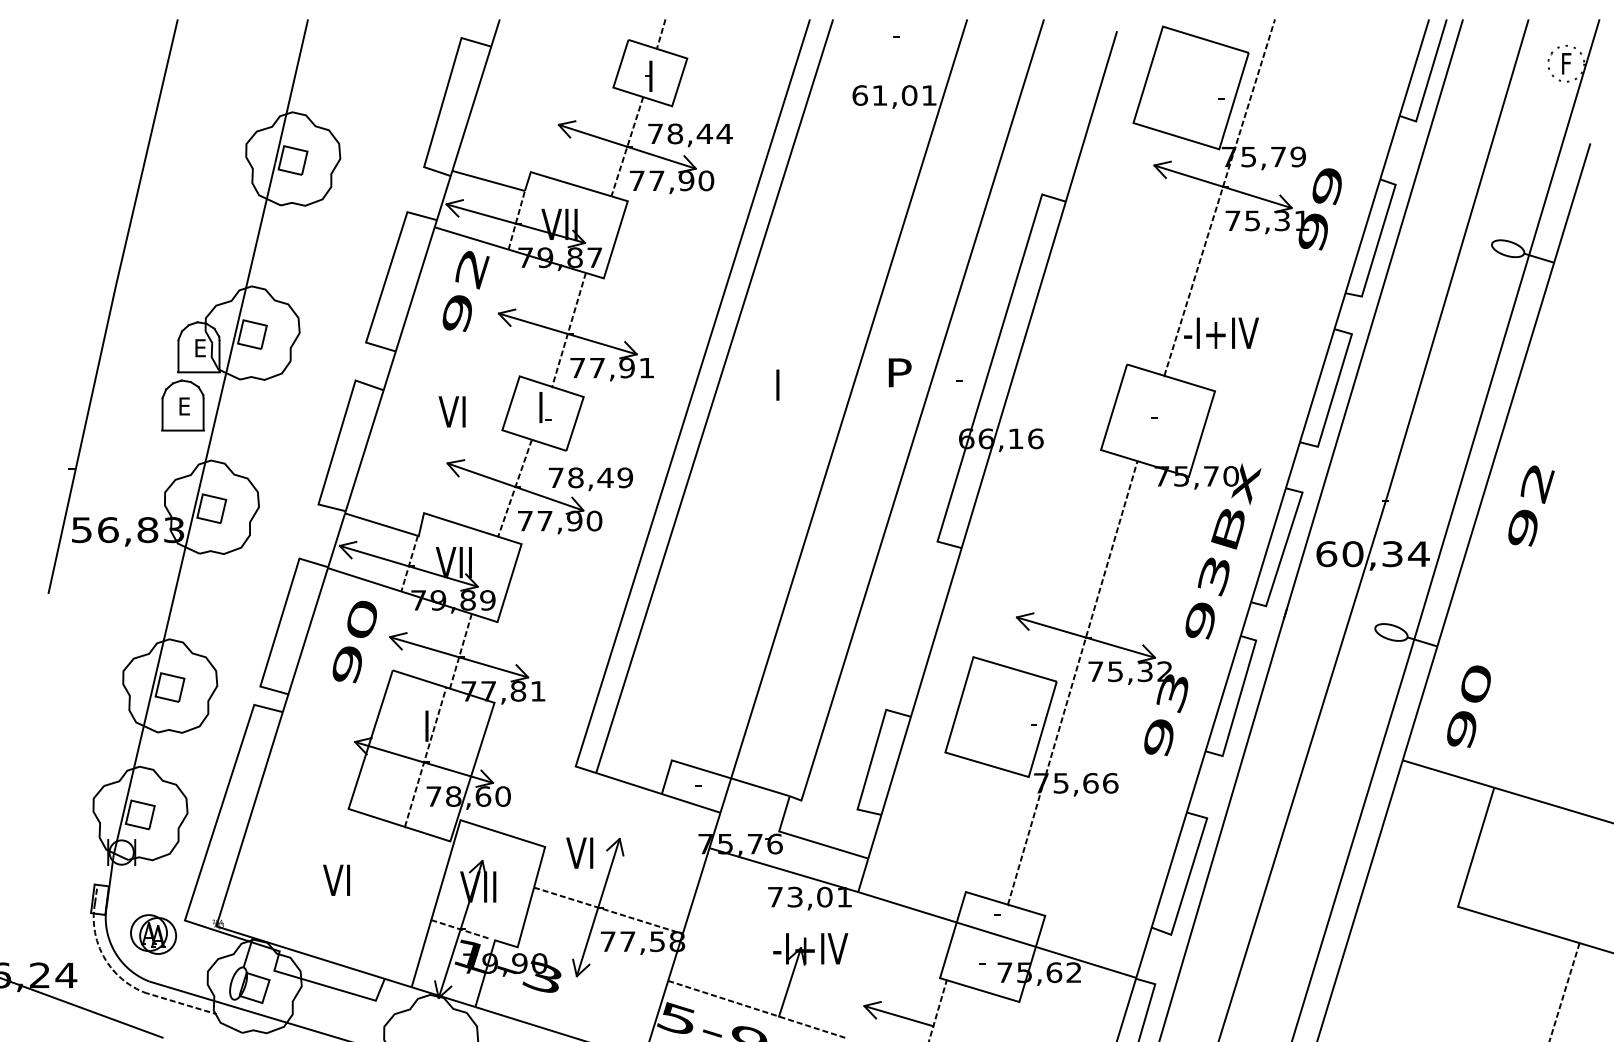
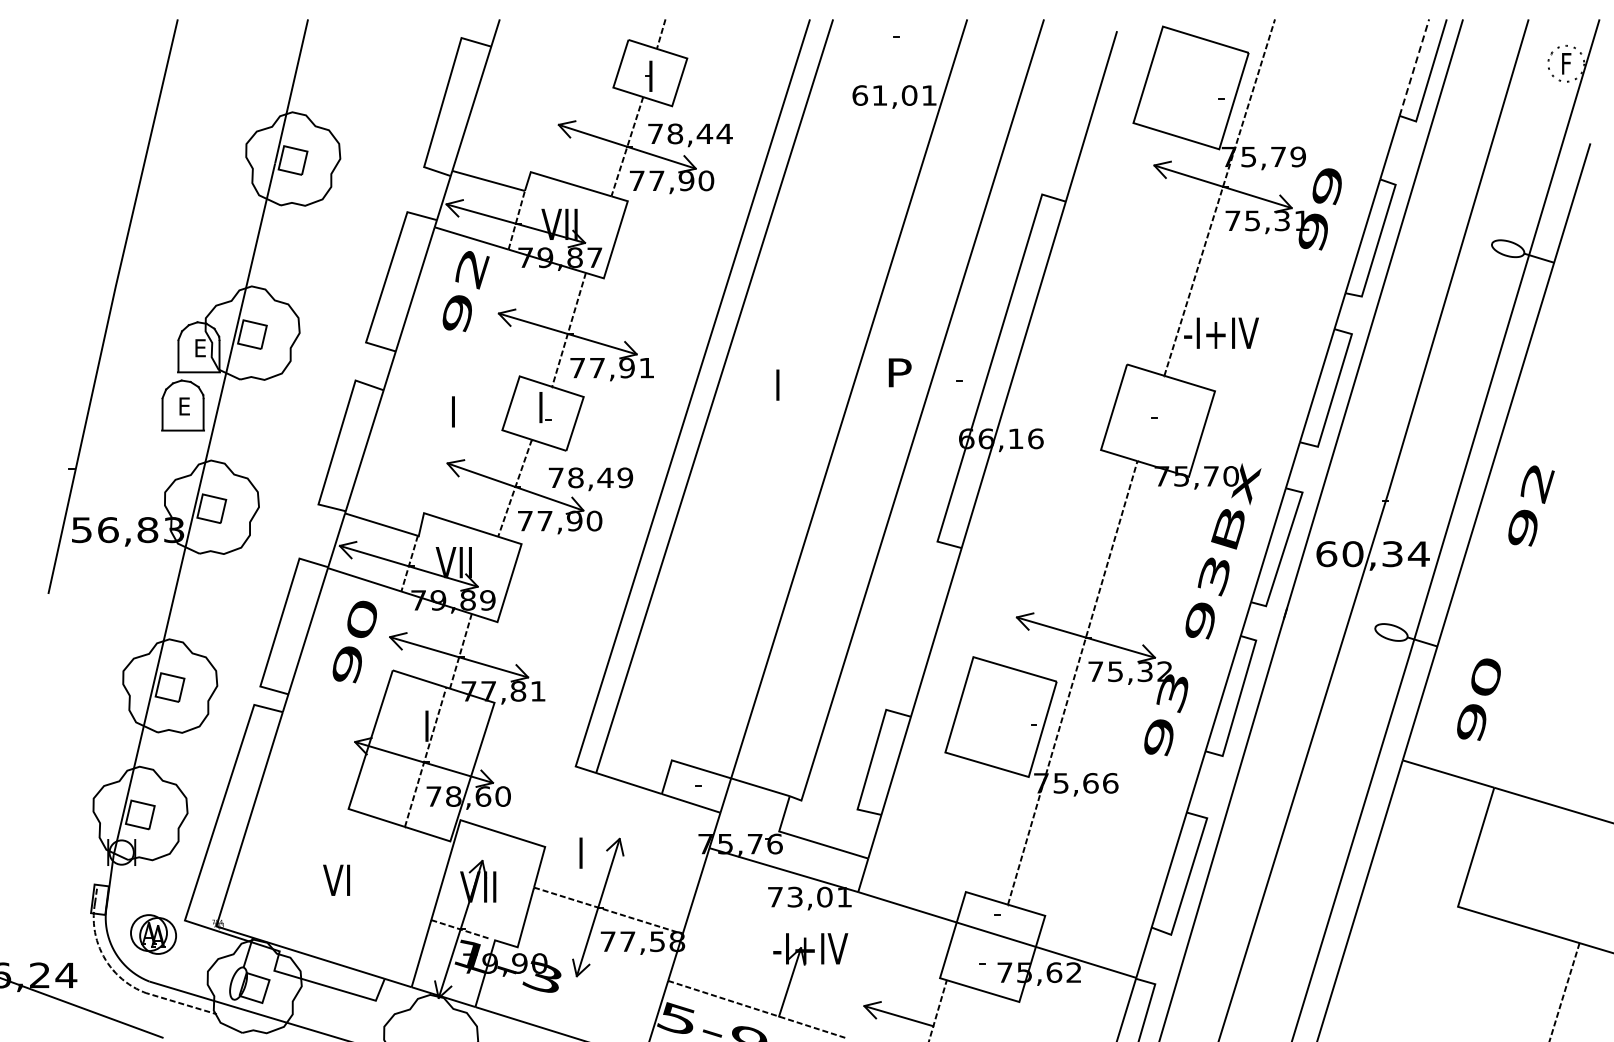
line: solid -> dashed (1414, 67)
text: VI -> I (451, 411)
text position: (1468, 706) -> (1478, 699) (1478, 699)
text: VI -> I (579, 852)
